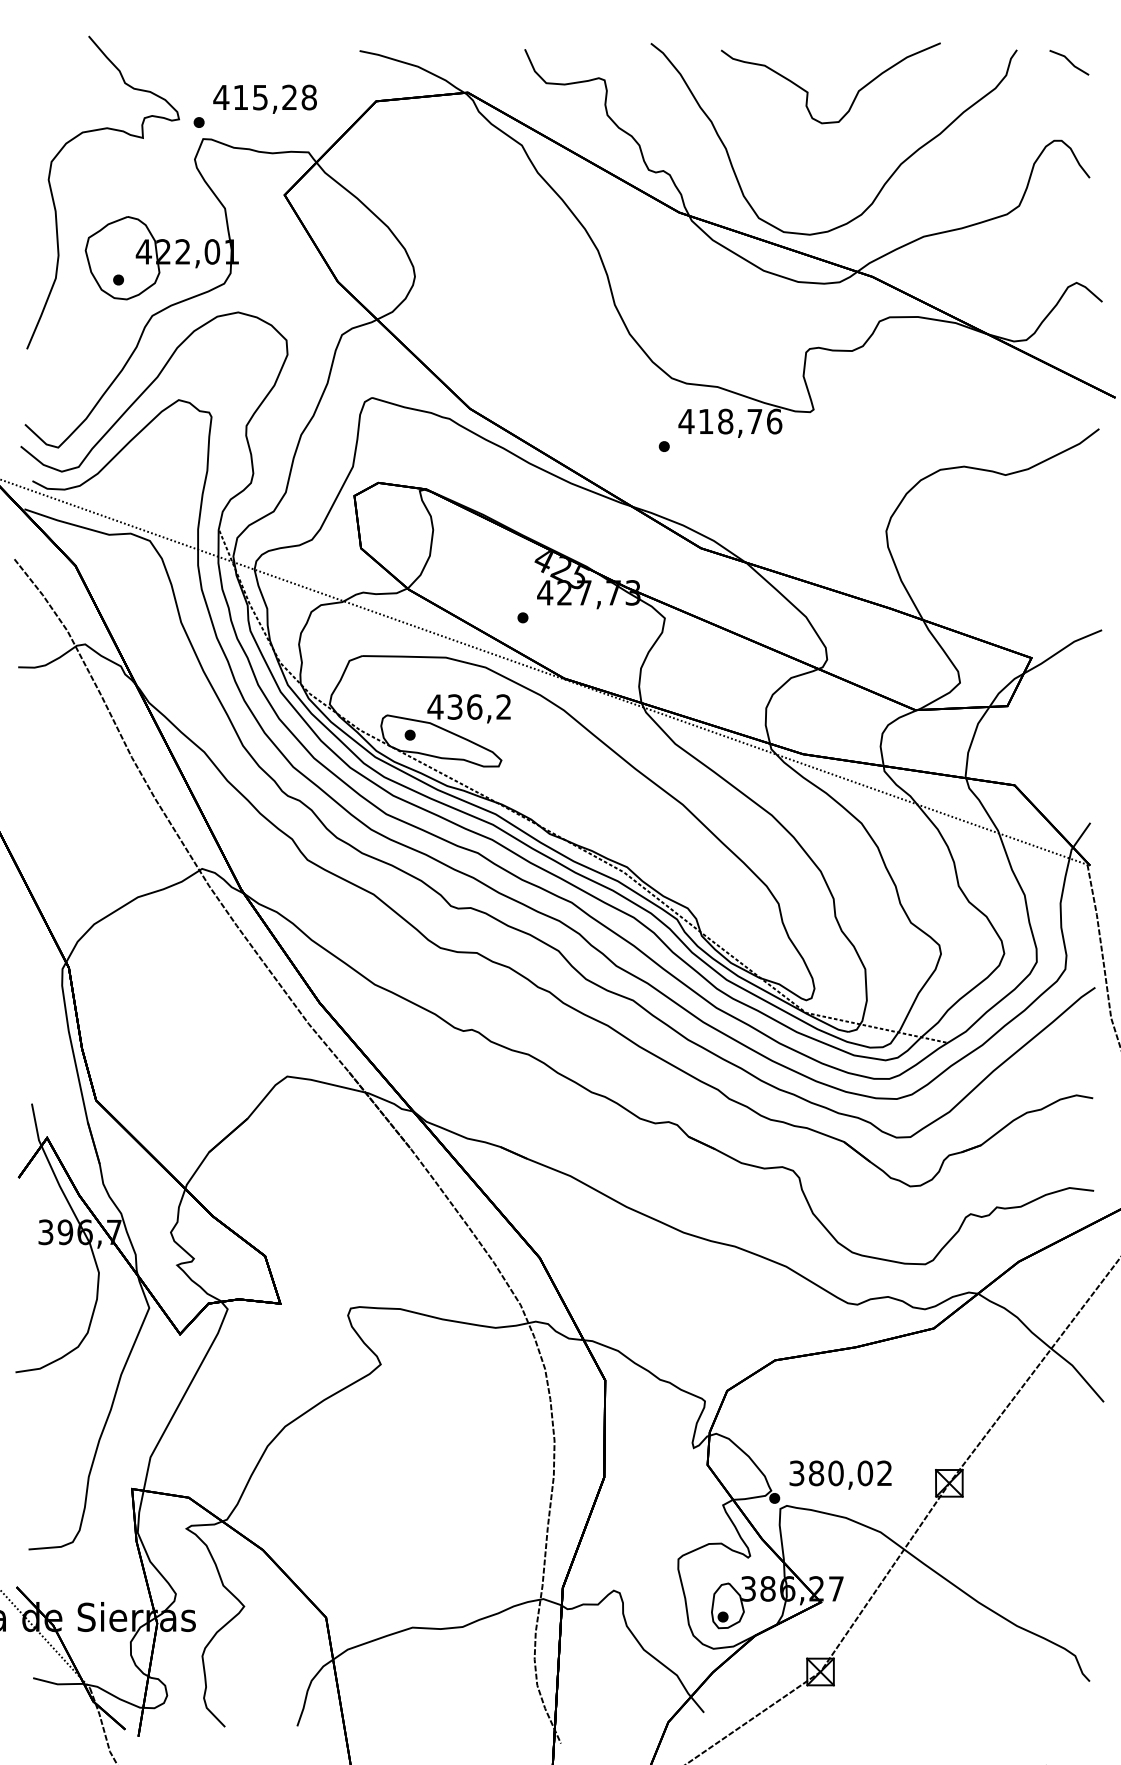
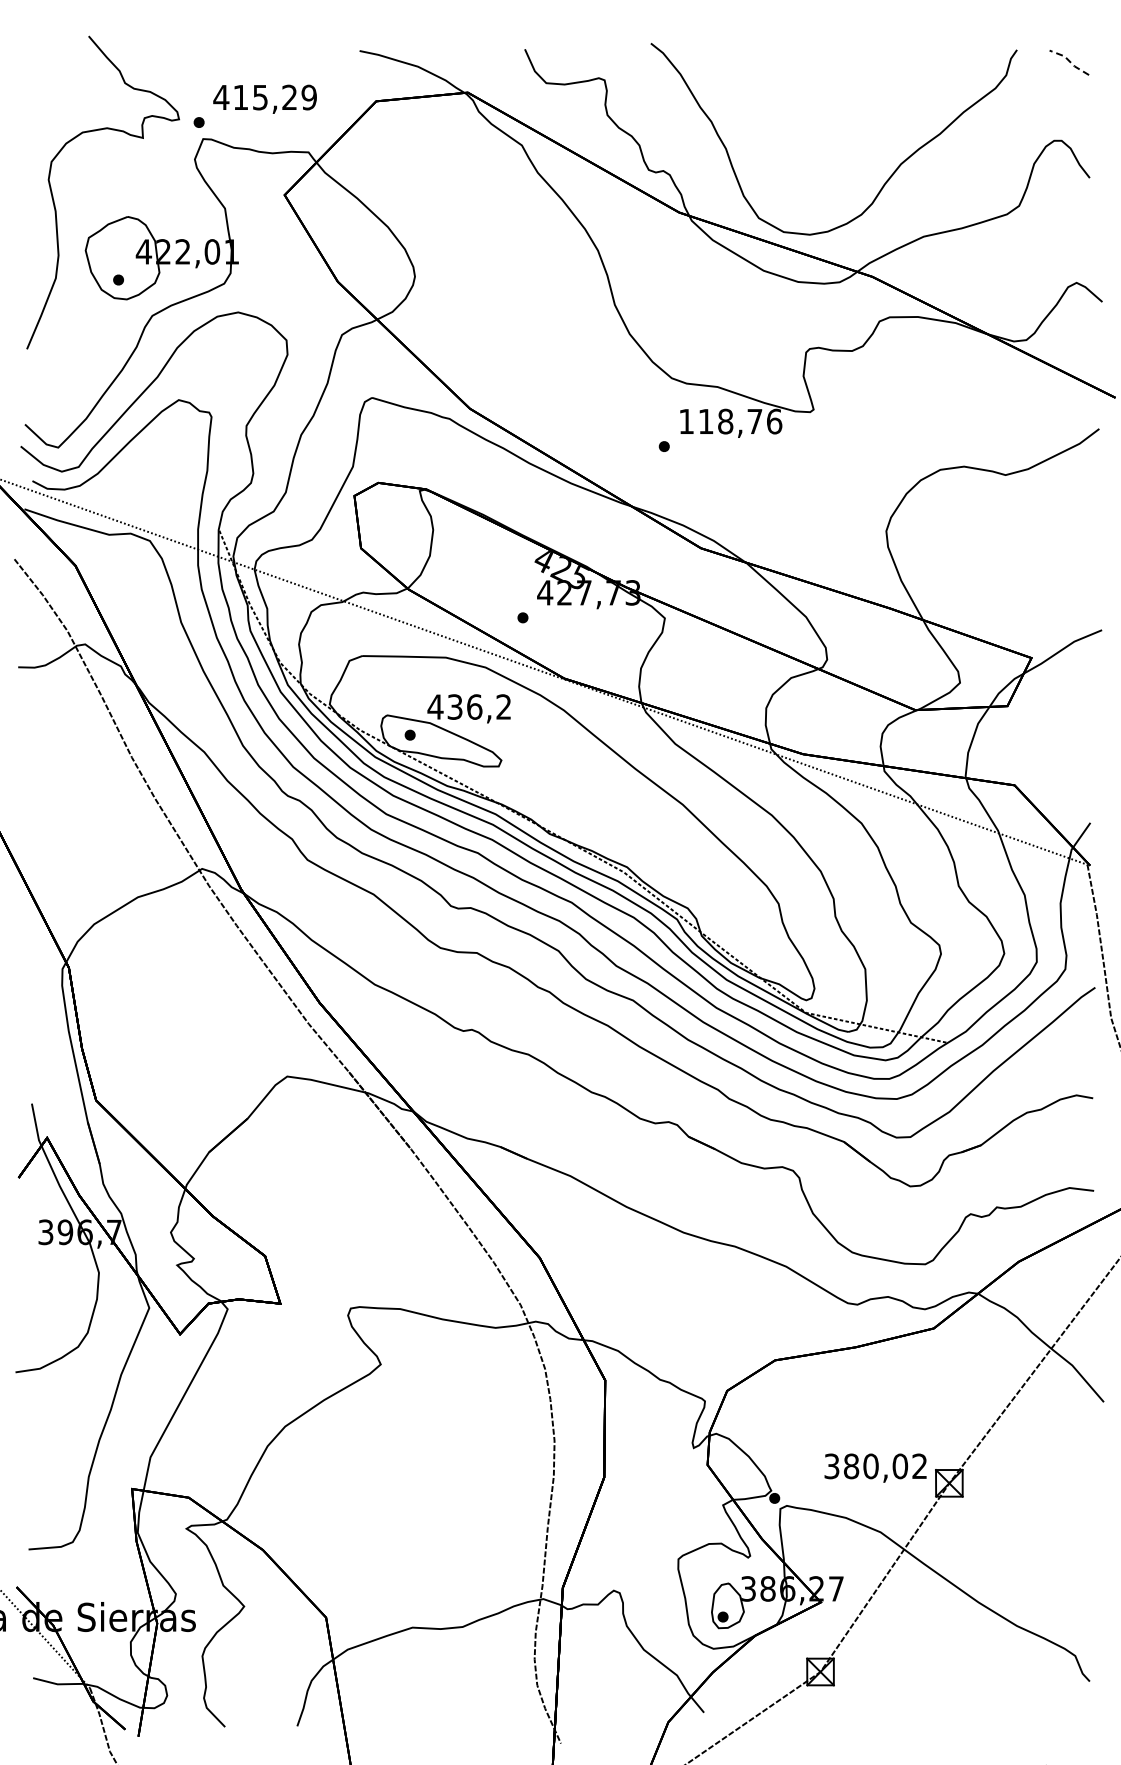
line: solid -> dashed (1069, 61)
curve: present -> none (808, 91)
text: 415,28 -> 415,29 (308, 97)
text: 418,76 -> 118,76 (686, 421)
text position: (840, 1474) -> (875, 1467) (875, 1467)
